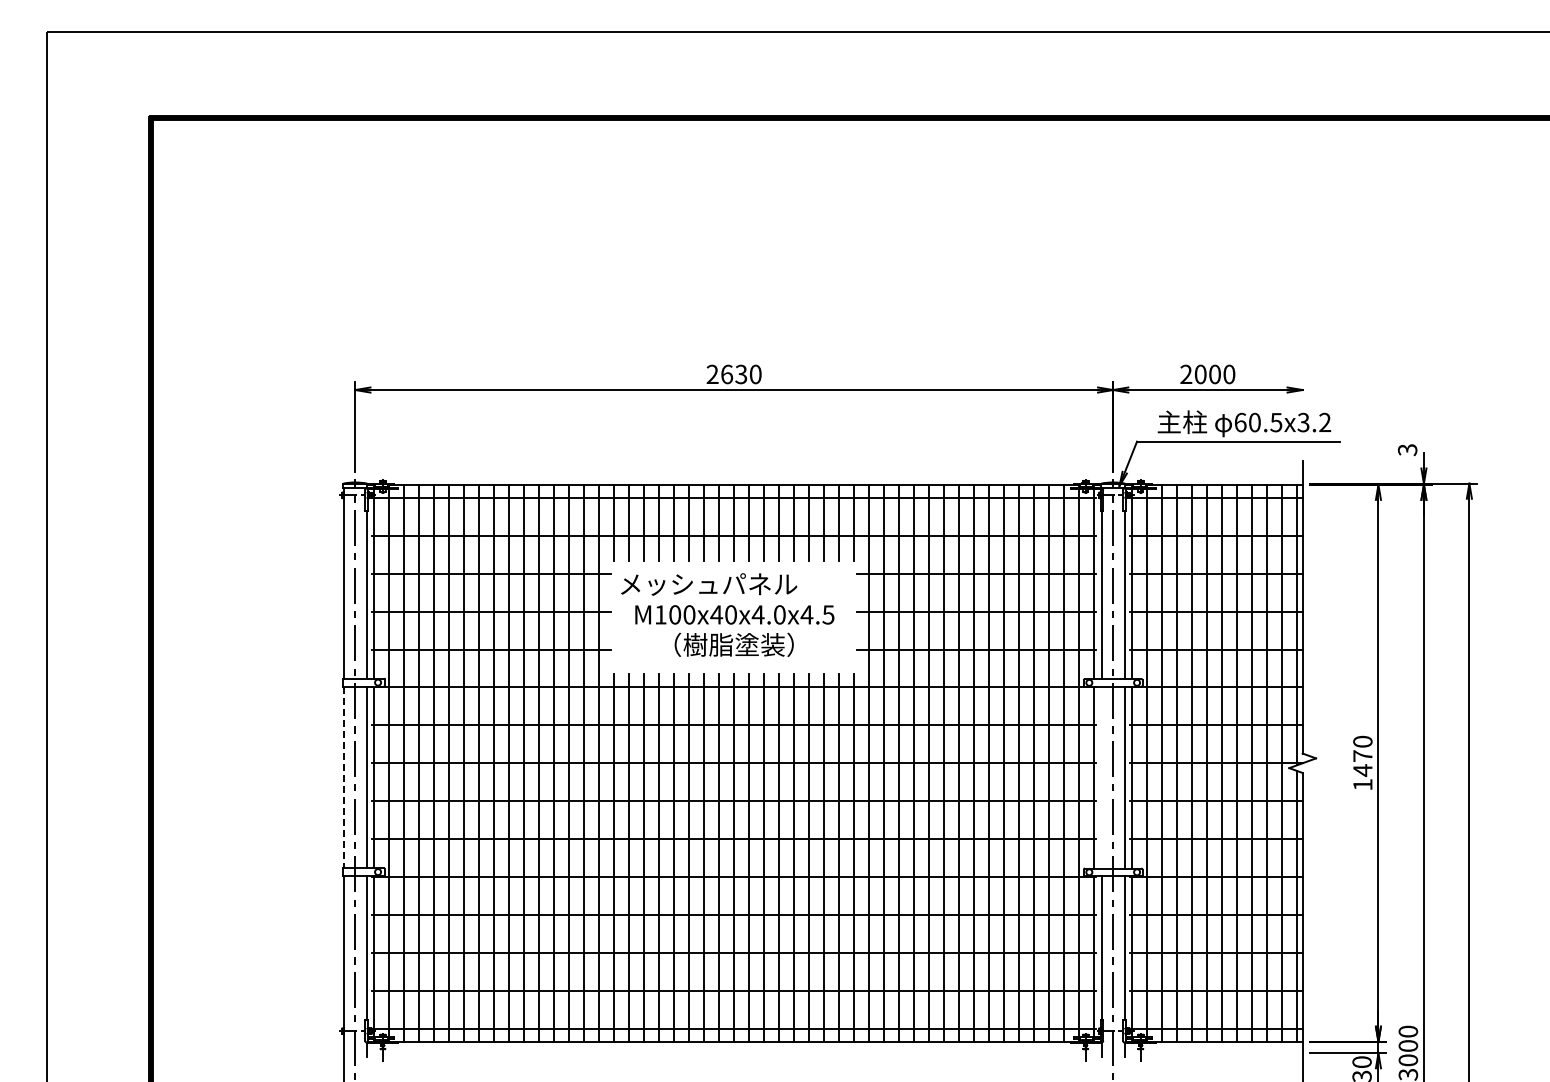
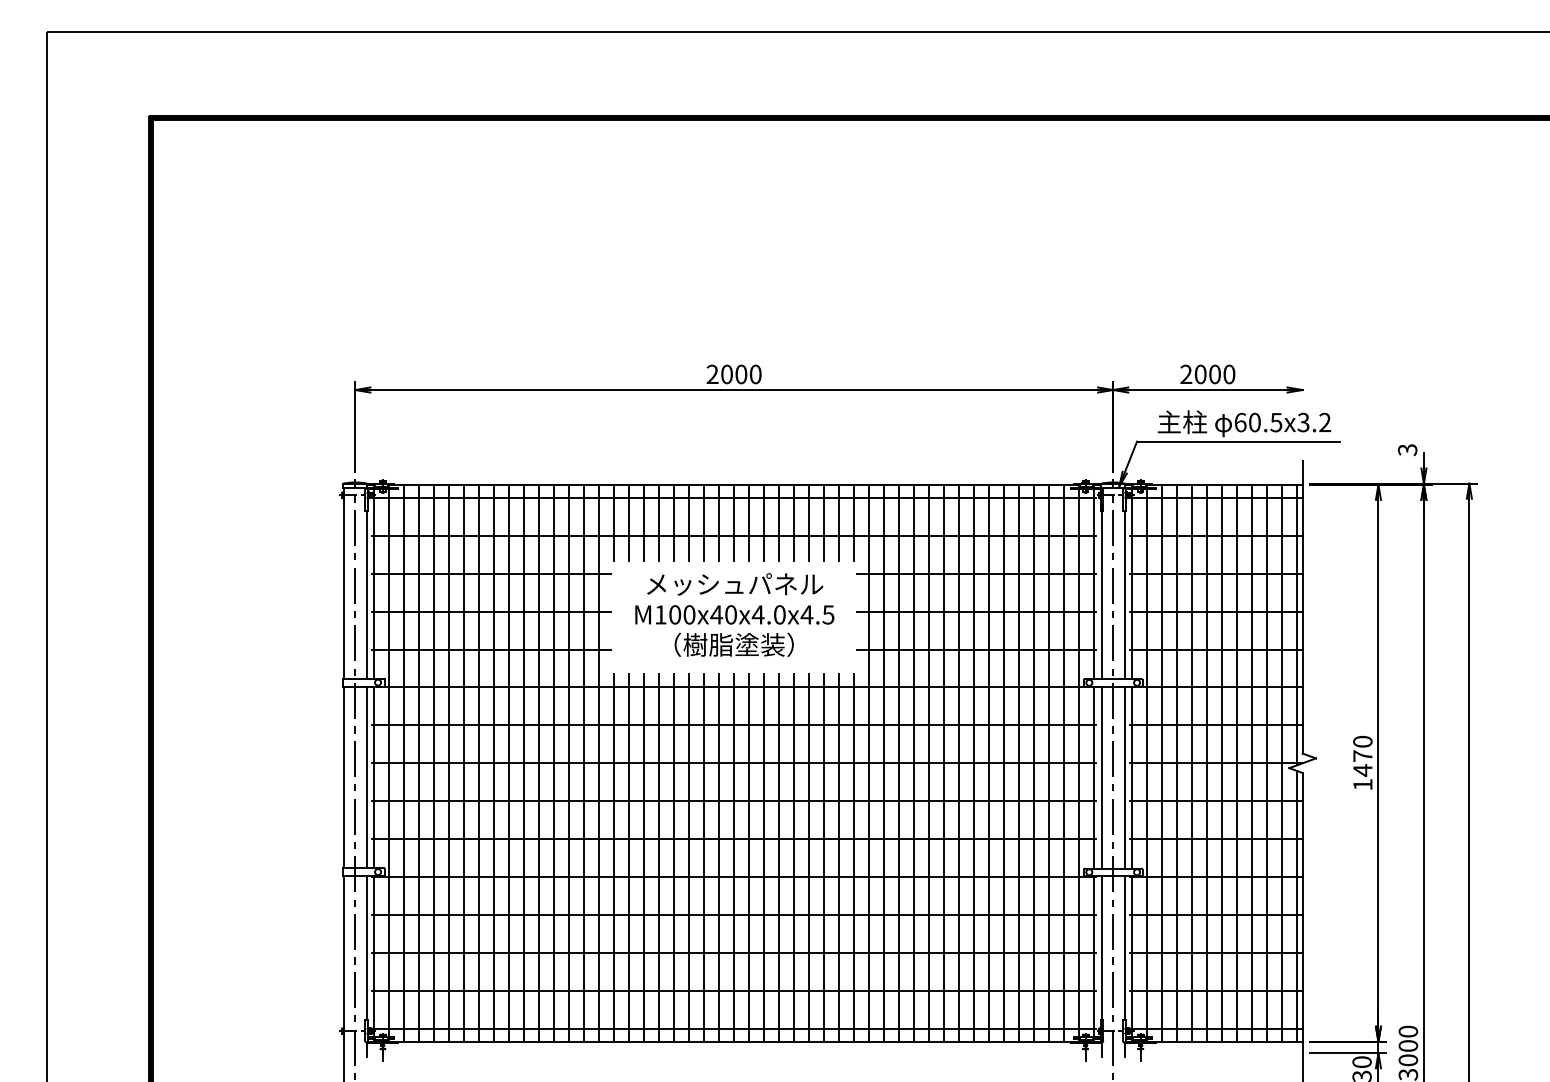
text: 2630 -> 2000 (734, 374)
text position: (709, 584) -> (735, 584) (735, 584)
line: dashed -> solid (343, 777)
line: none -> present (1101, 777)
